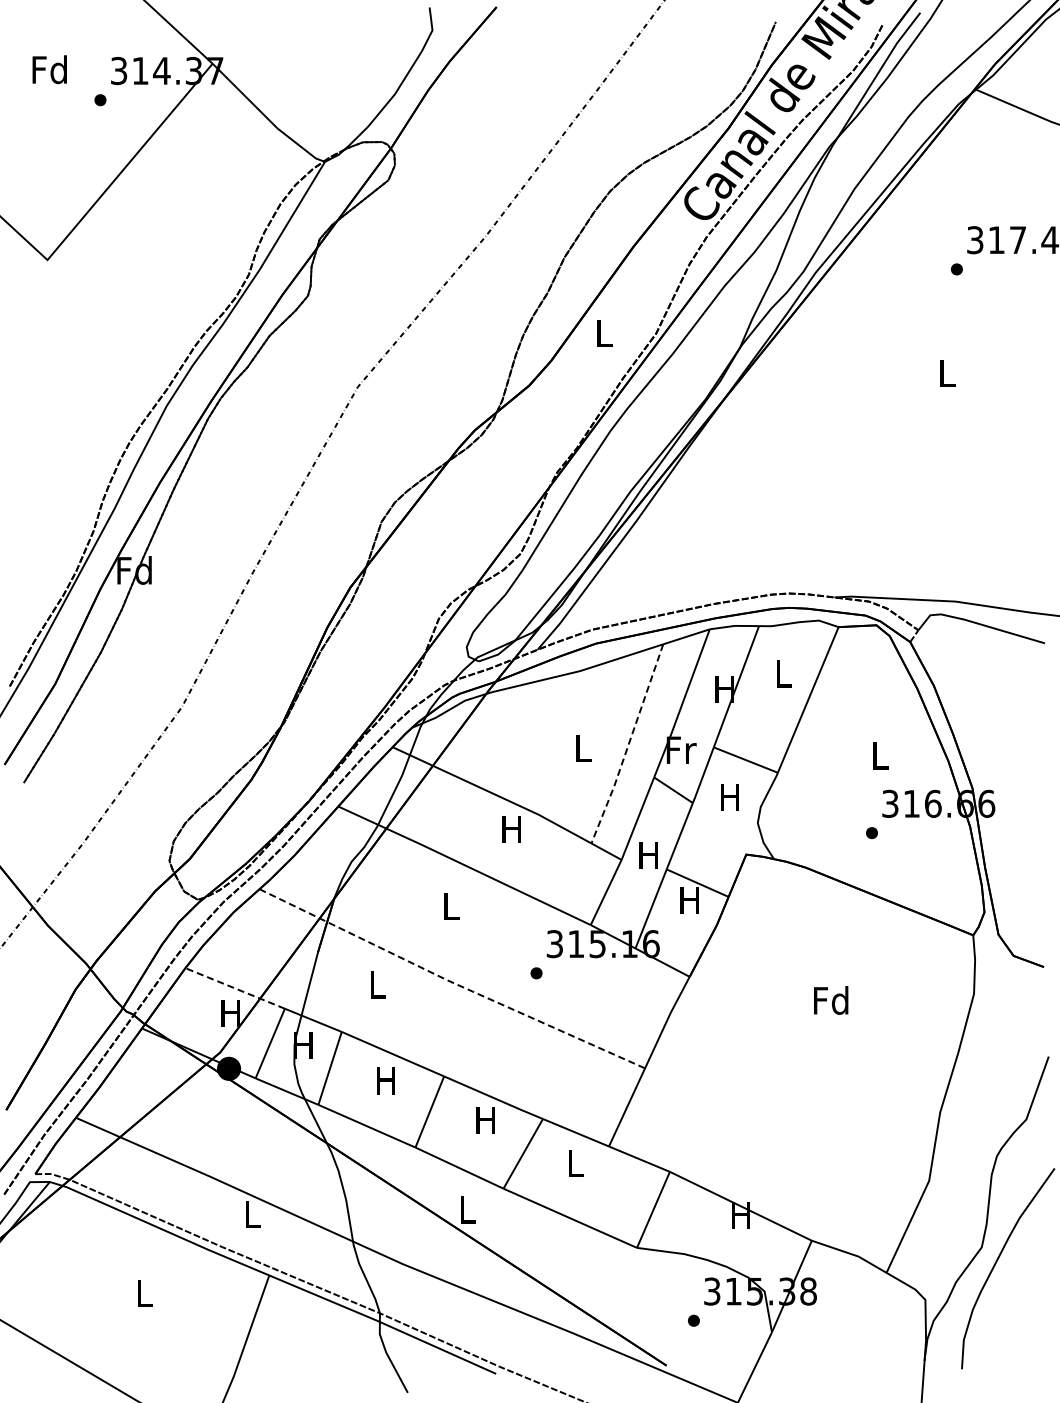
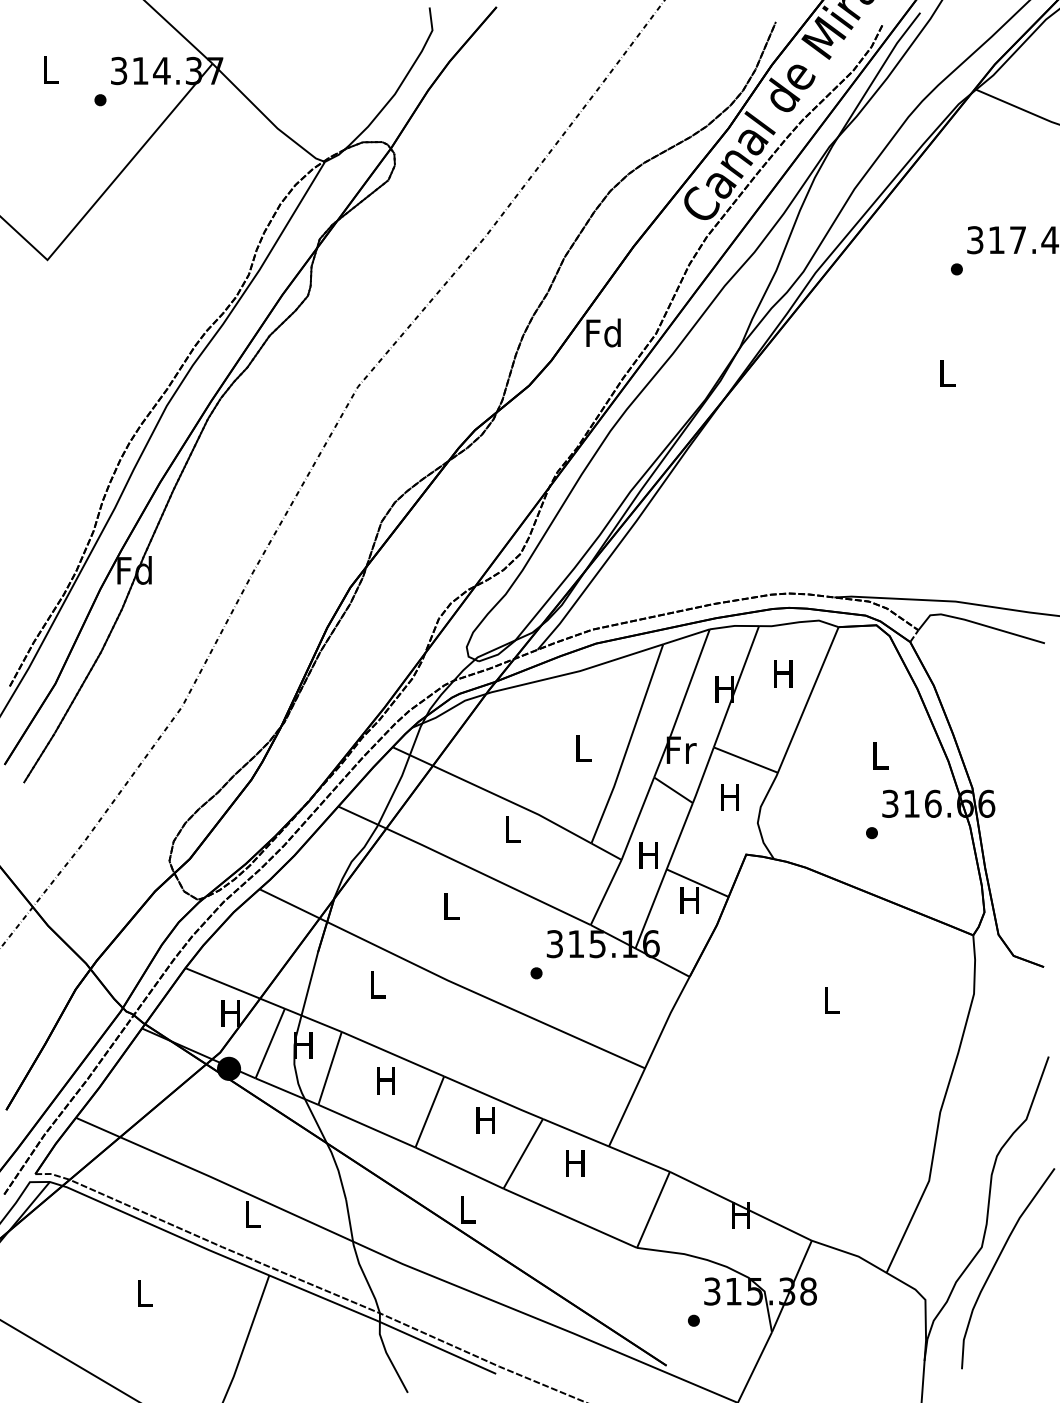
text: Fd -> L (49, 69)
text: L -> Fd (603, 332)
text: L -> H (783, 673)
line: dashed -> solid (628, 745)
text: H -> L (511, 829)
line: dashed -> solid (450, 981)
line: dashed -> solid (235, 988)
text: Fd -> L (831, 1000)
text: L -> H (575, 1163)
